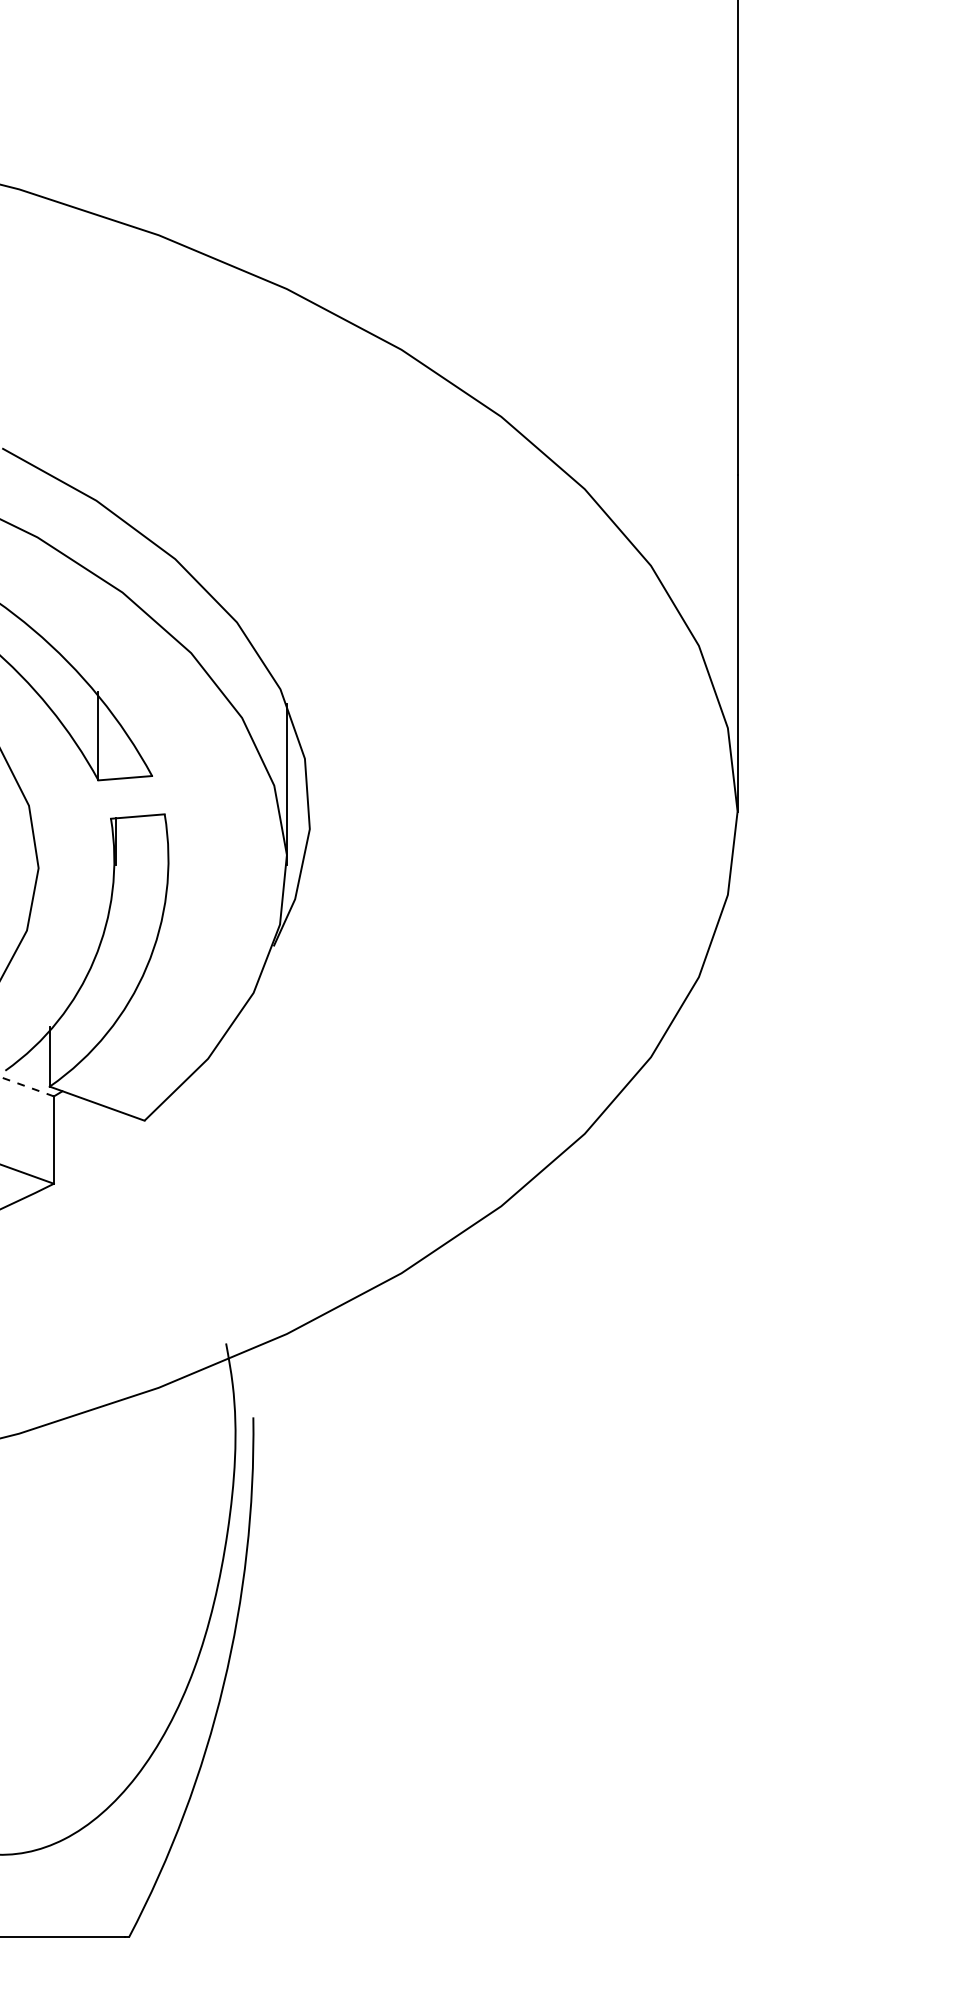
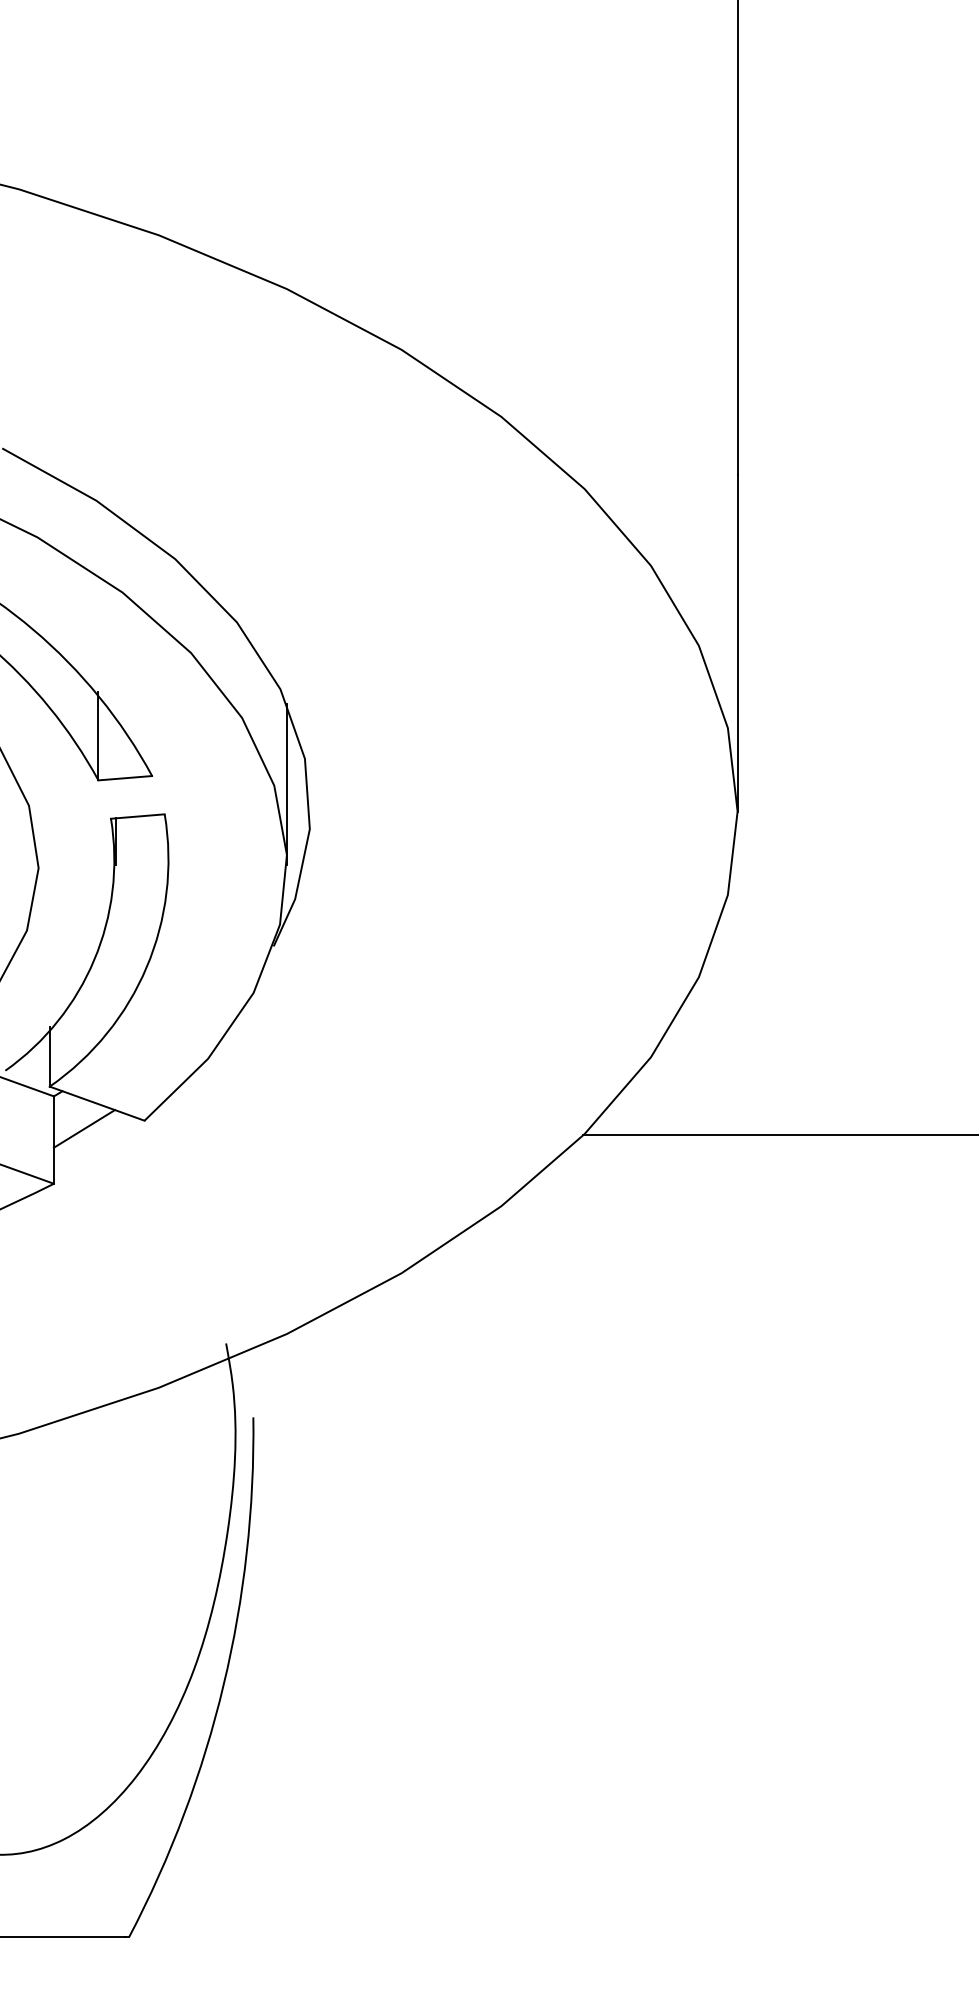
line: dashed -> solid (26, 1086)
line: none -> present (83, 1128)
line: none -> present (779, 1135)
